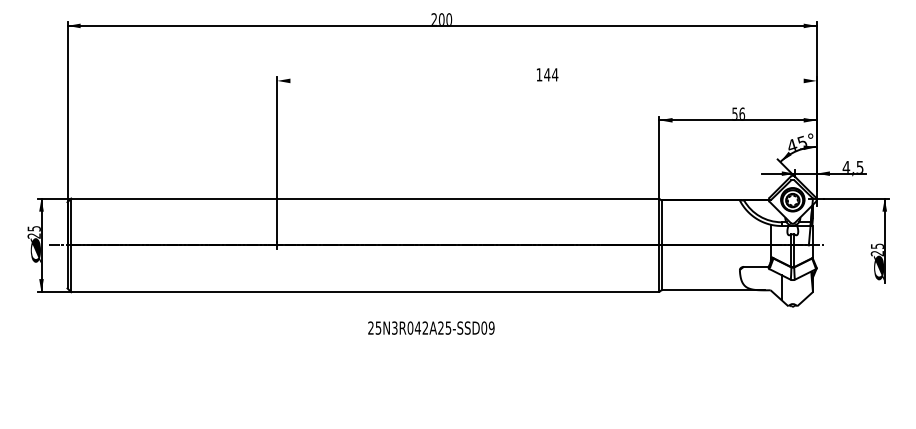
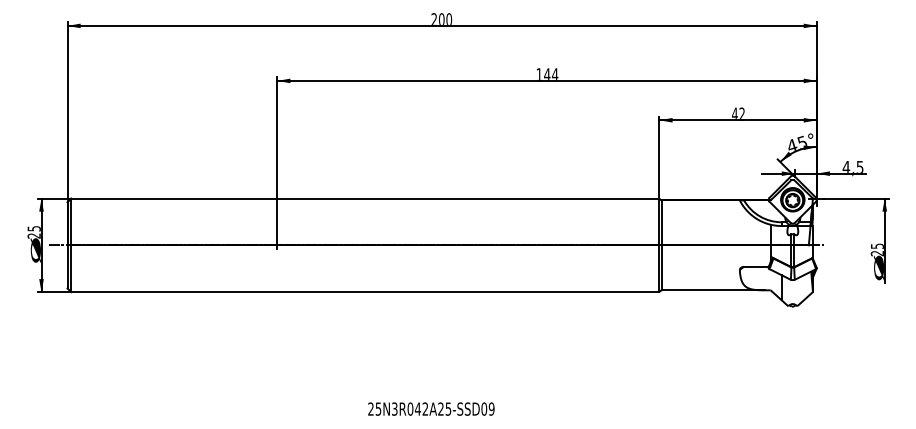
line: none -> present (546, 80)
text: 56 -> 42 (738, 112)
text position: (431, 327) -> (431, 408) (431, 408)
